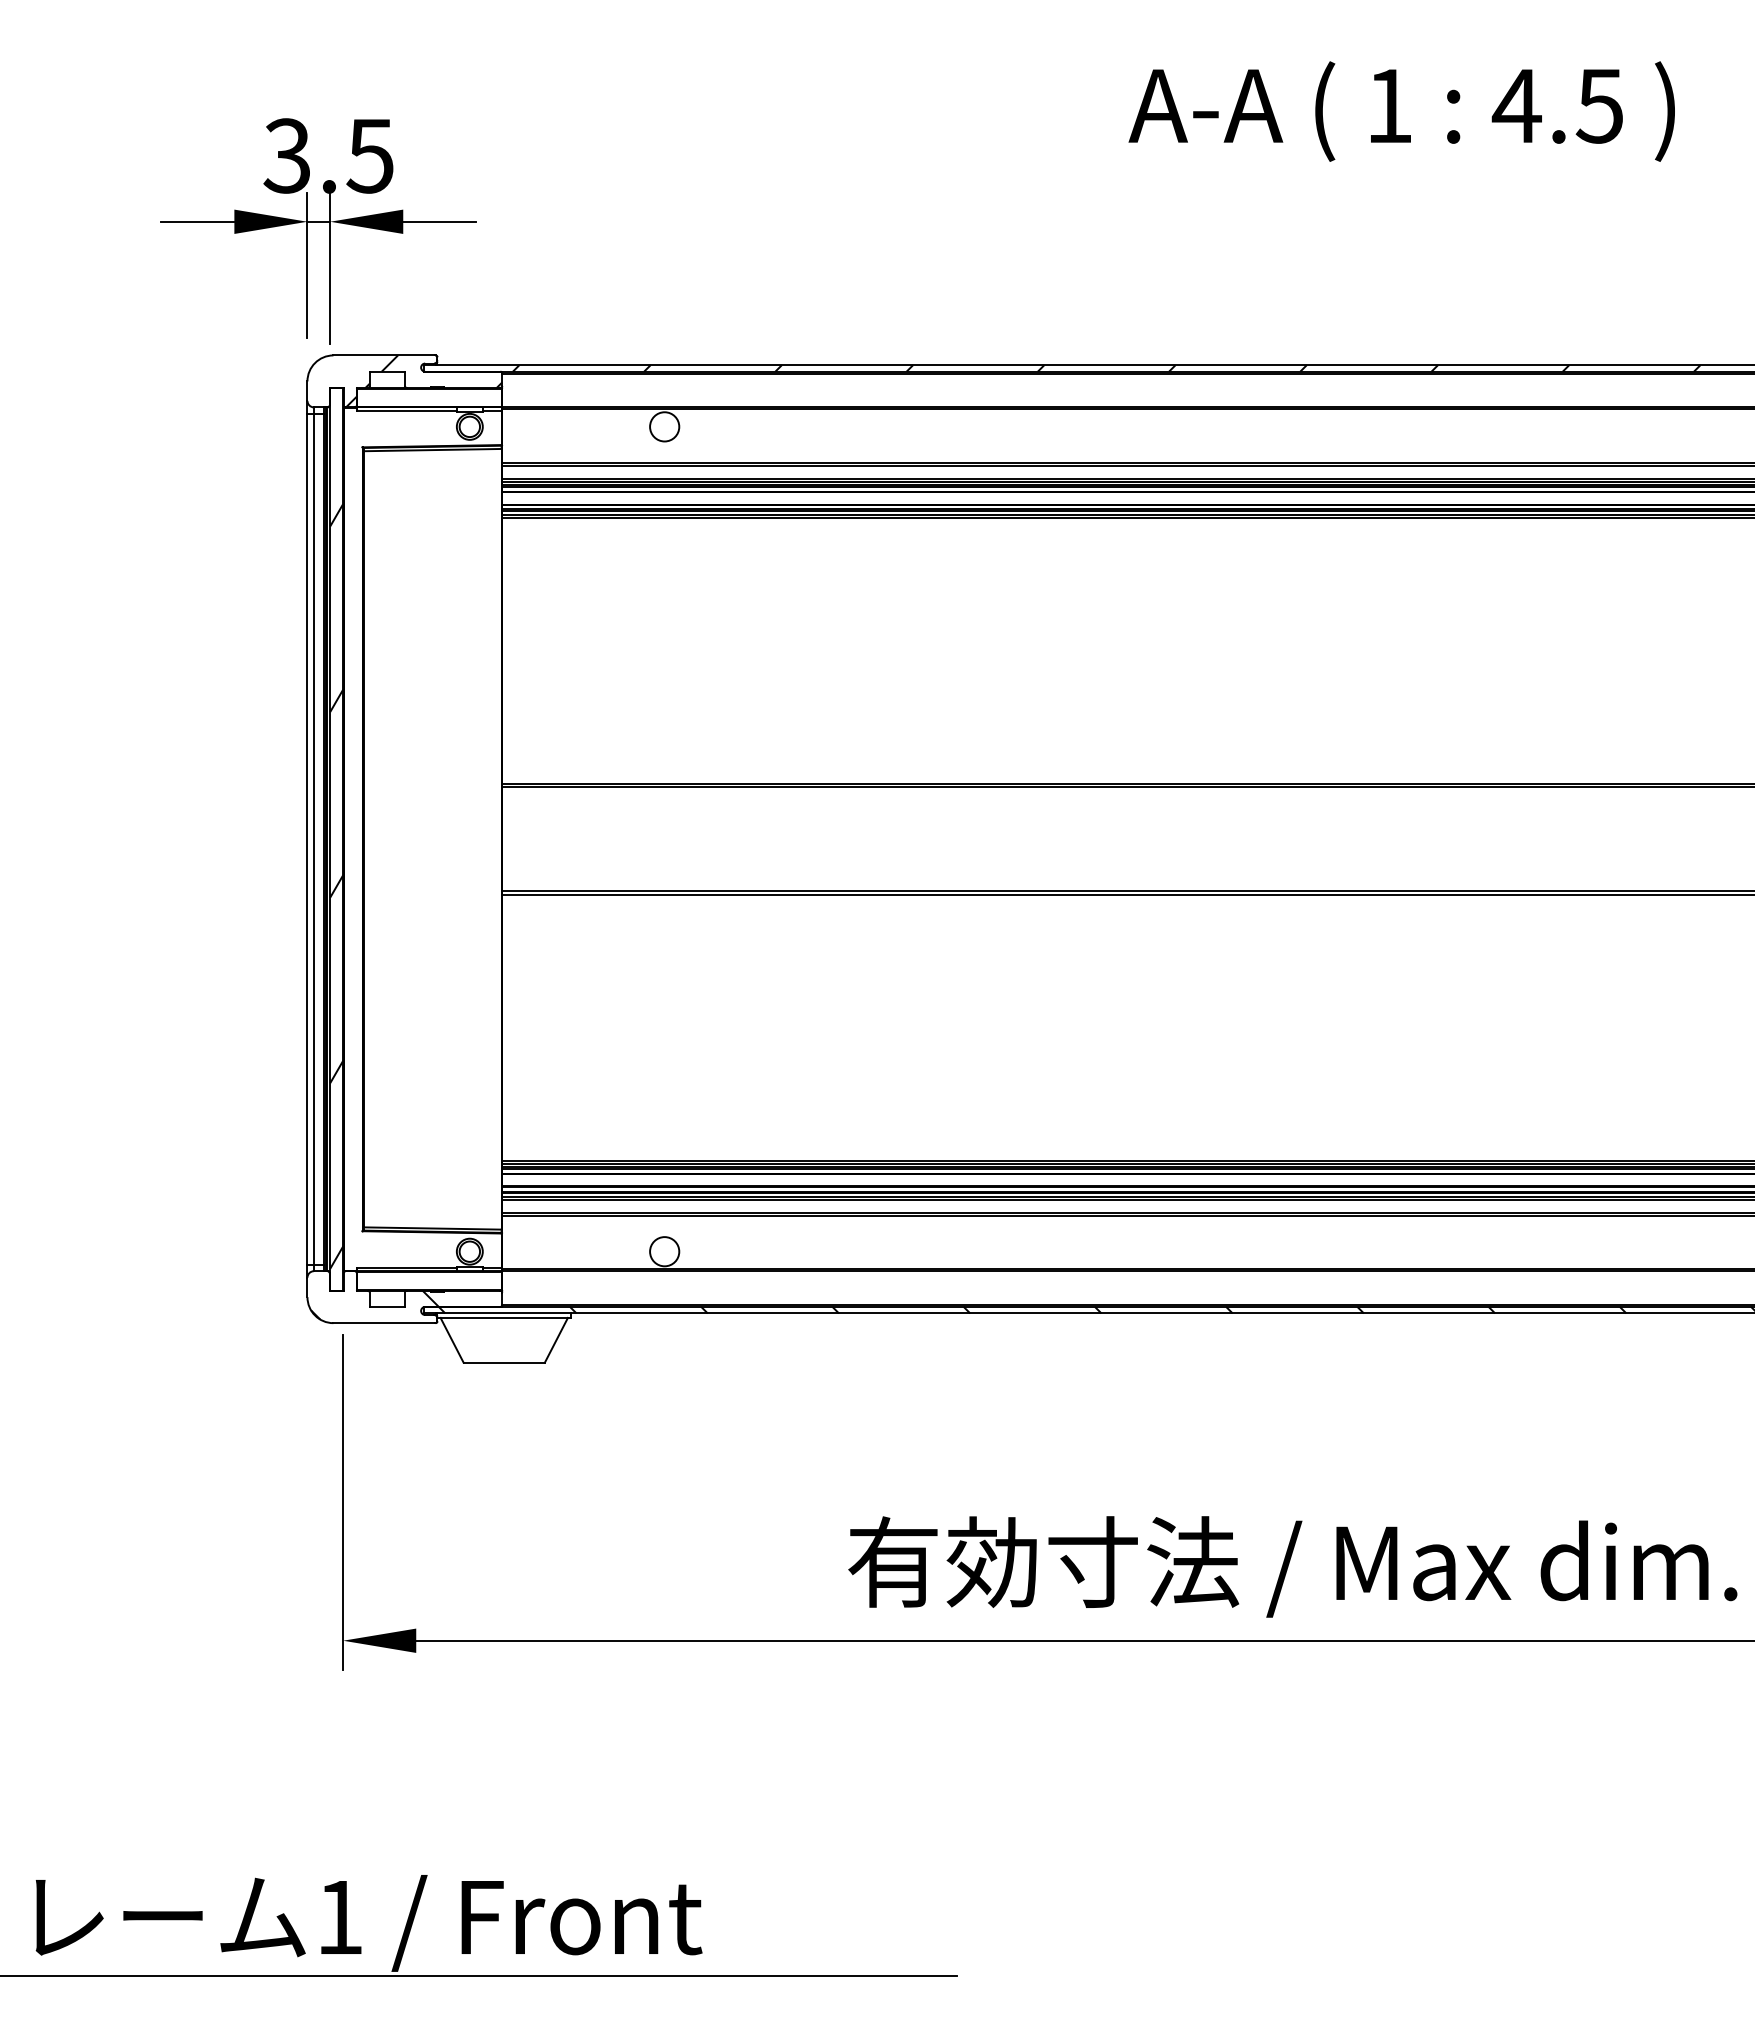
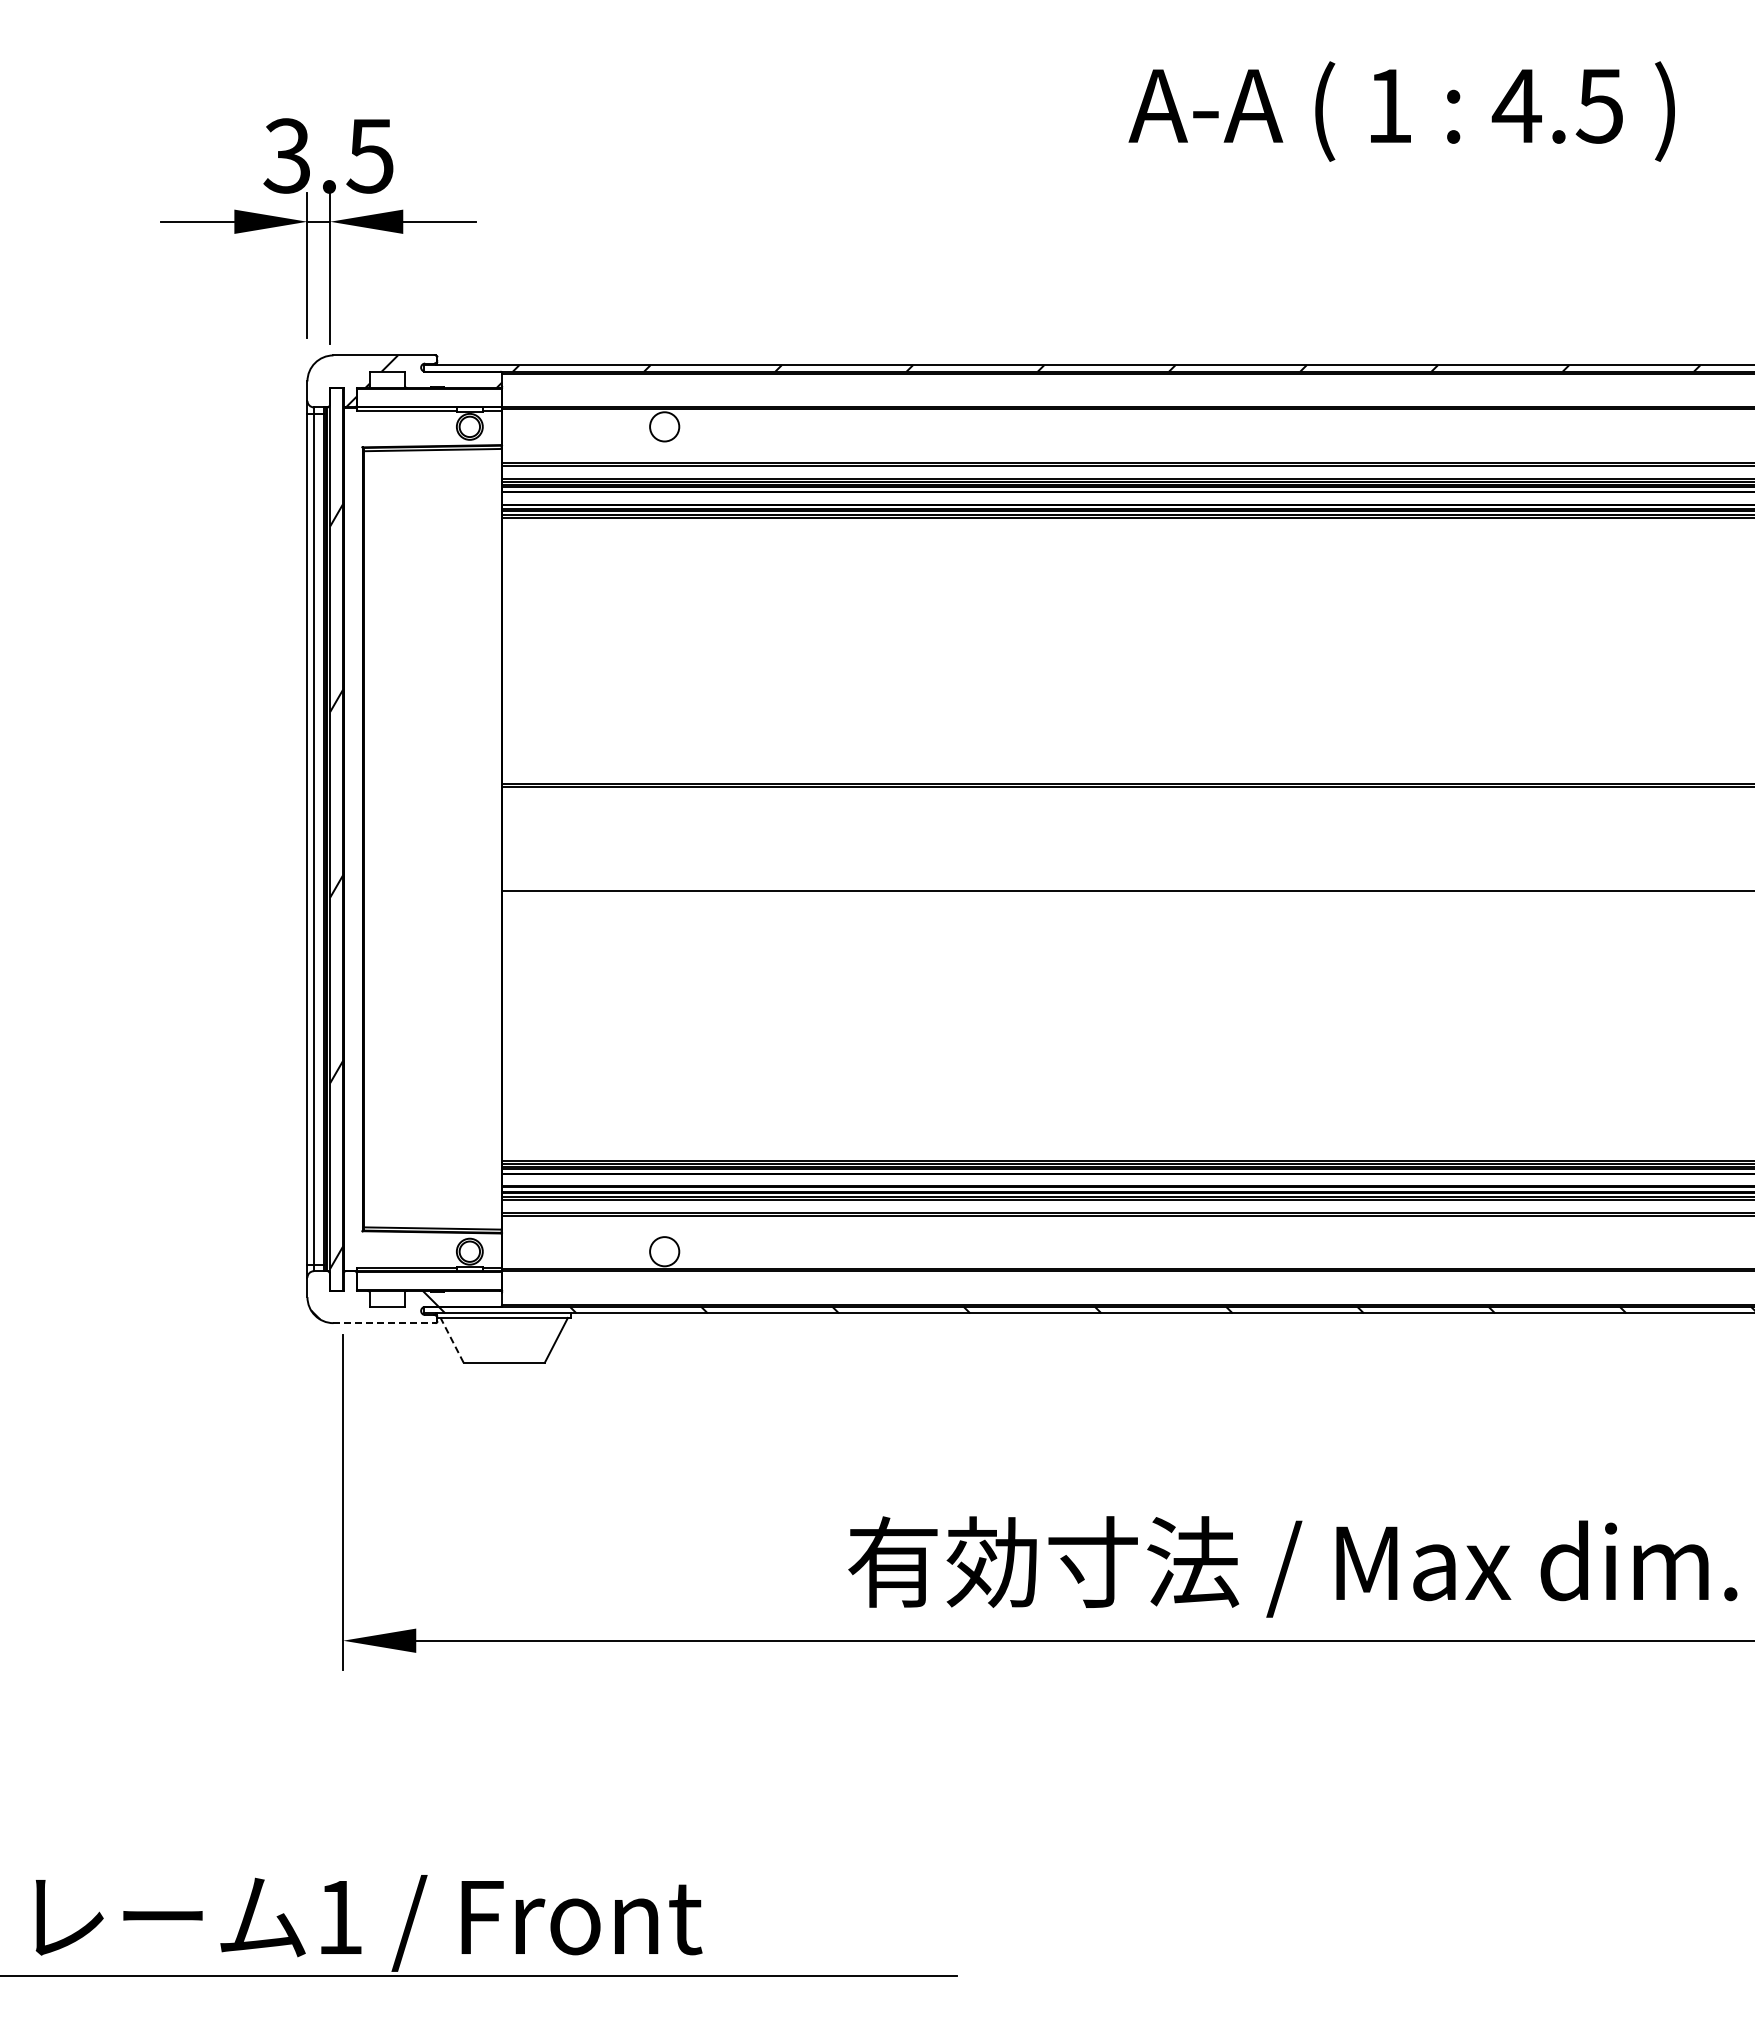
line: present -> none (1126, 894)
line: solid -> dashed (384, 1323)
line: solid -> dashed (451, 1339)
